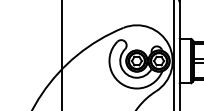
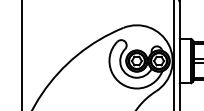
line position: (61, 54) -> (21, 54) (21, 54)
